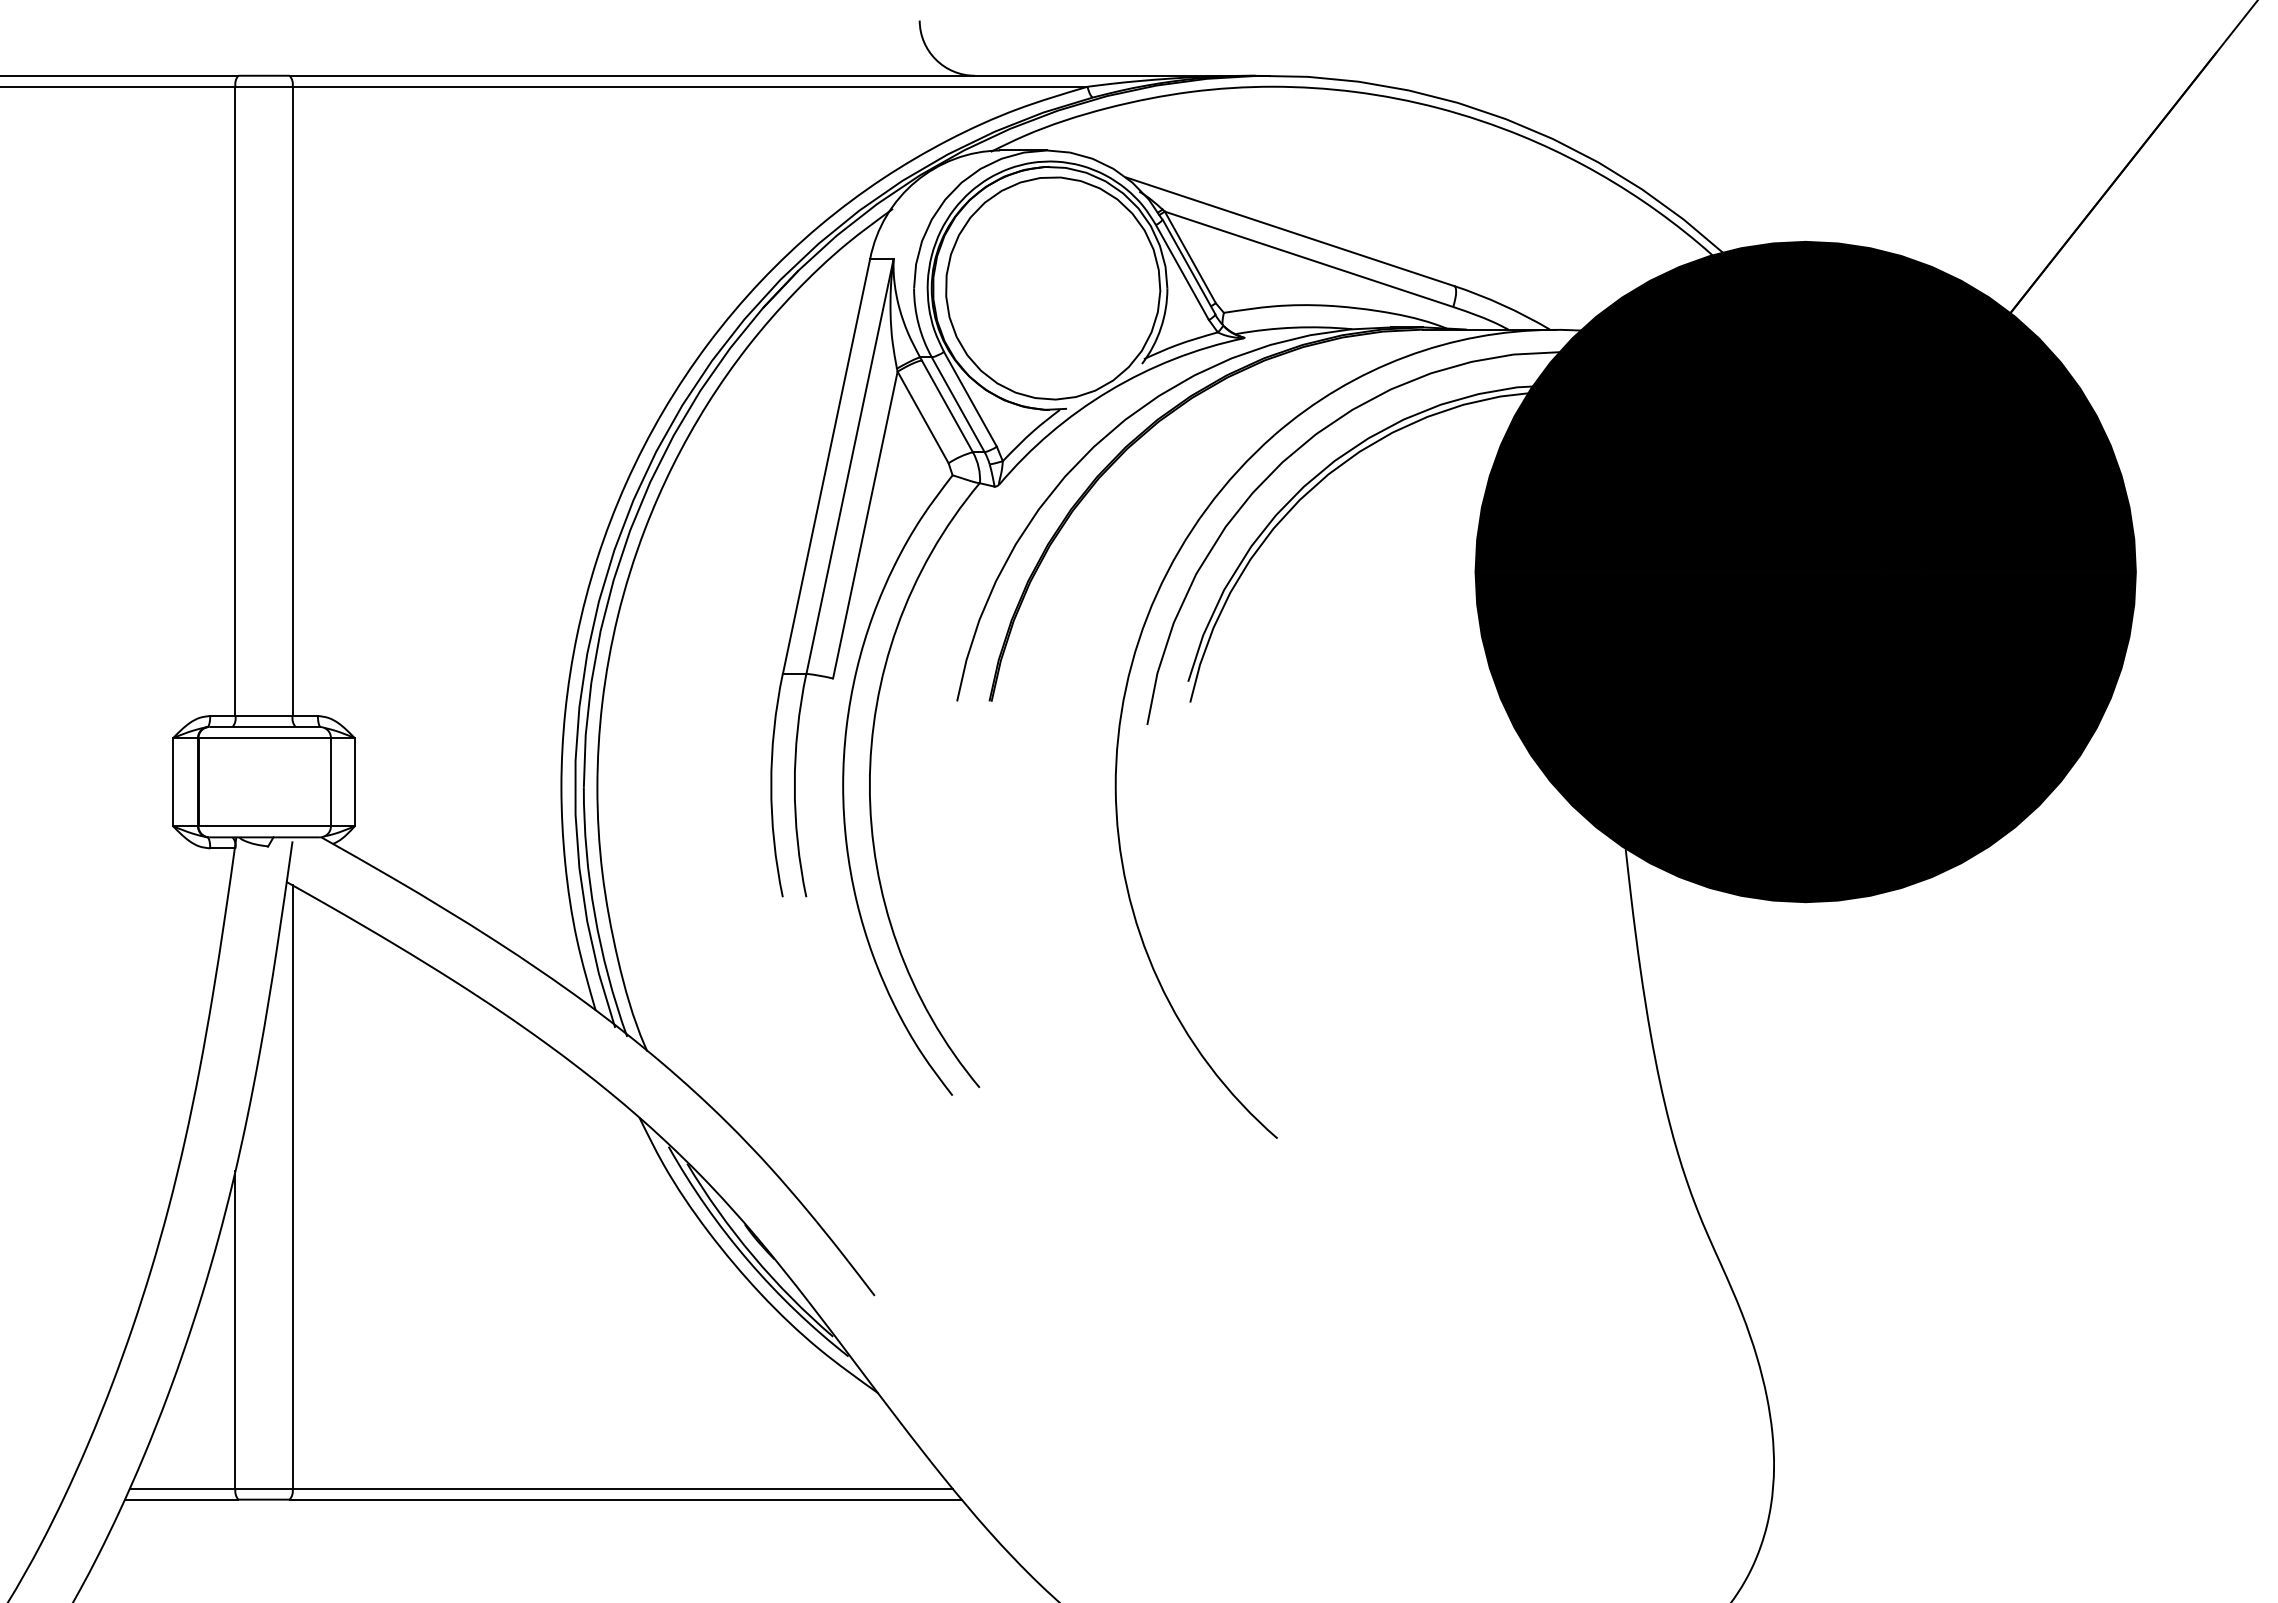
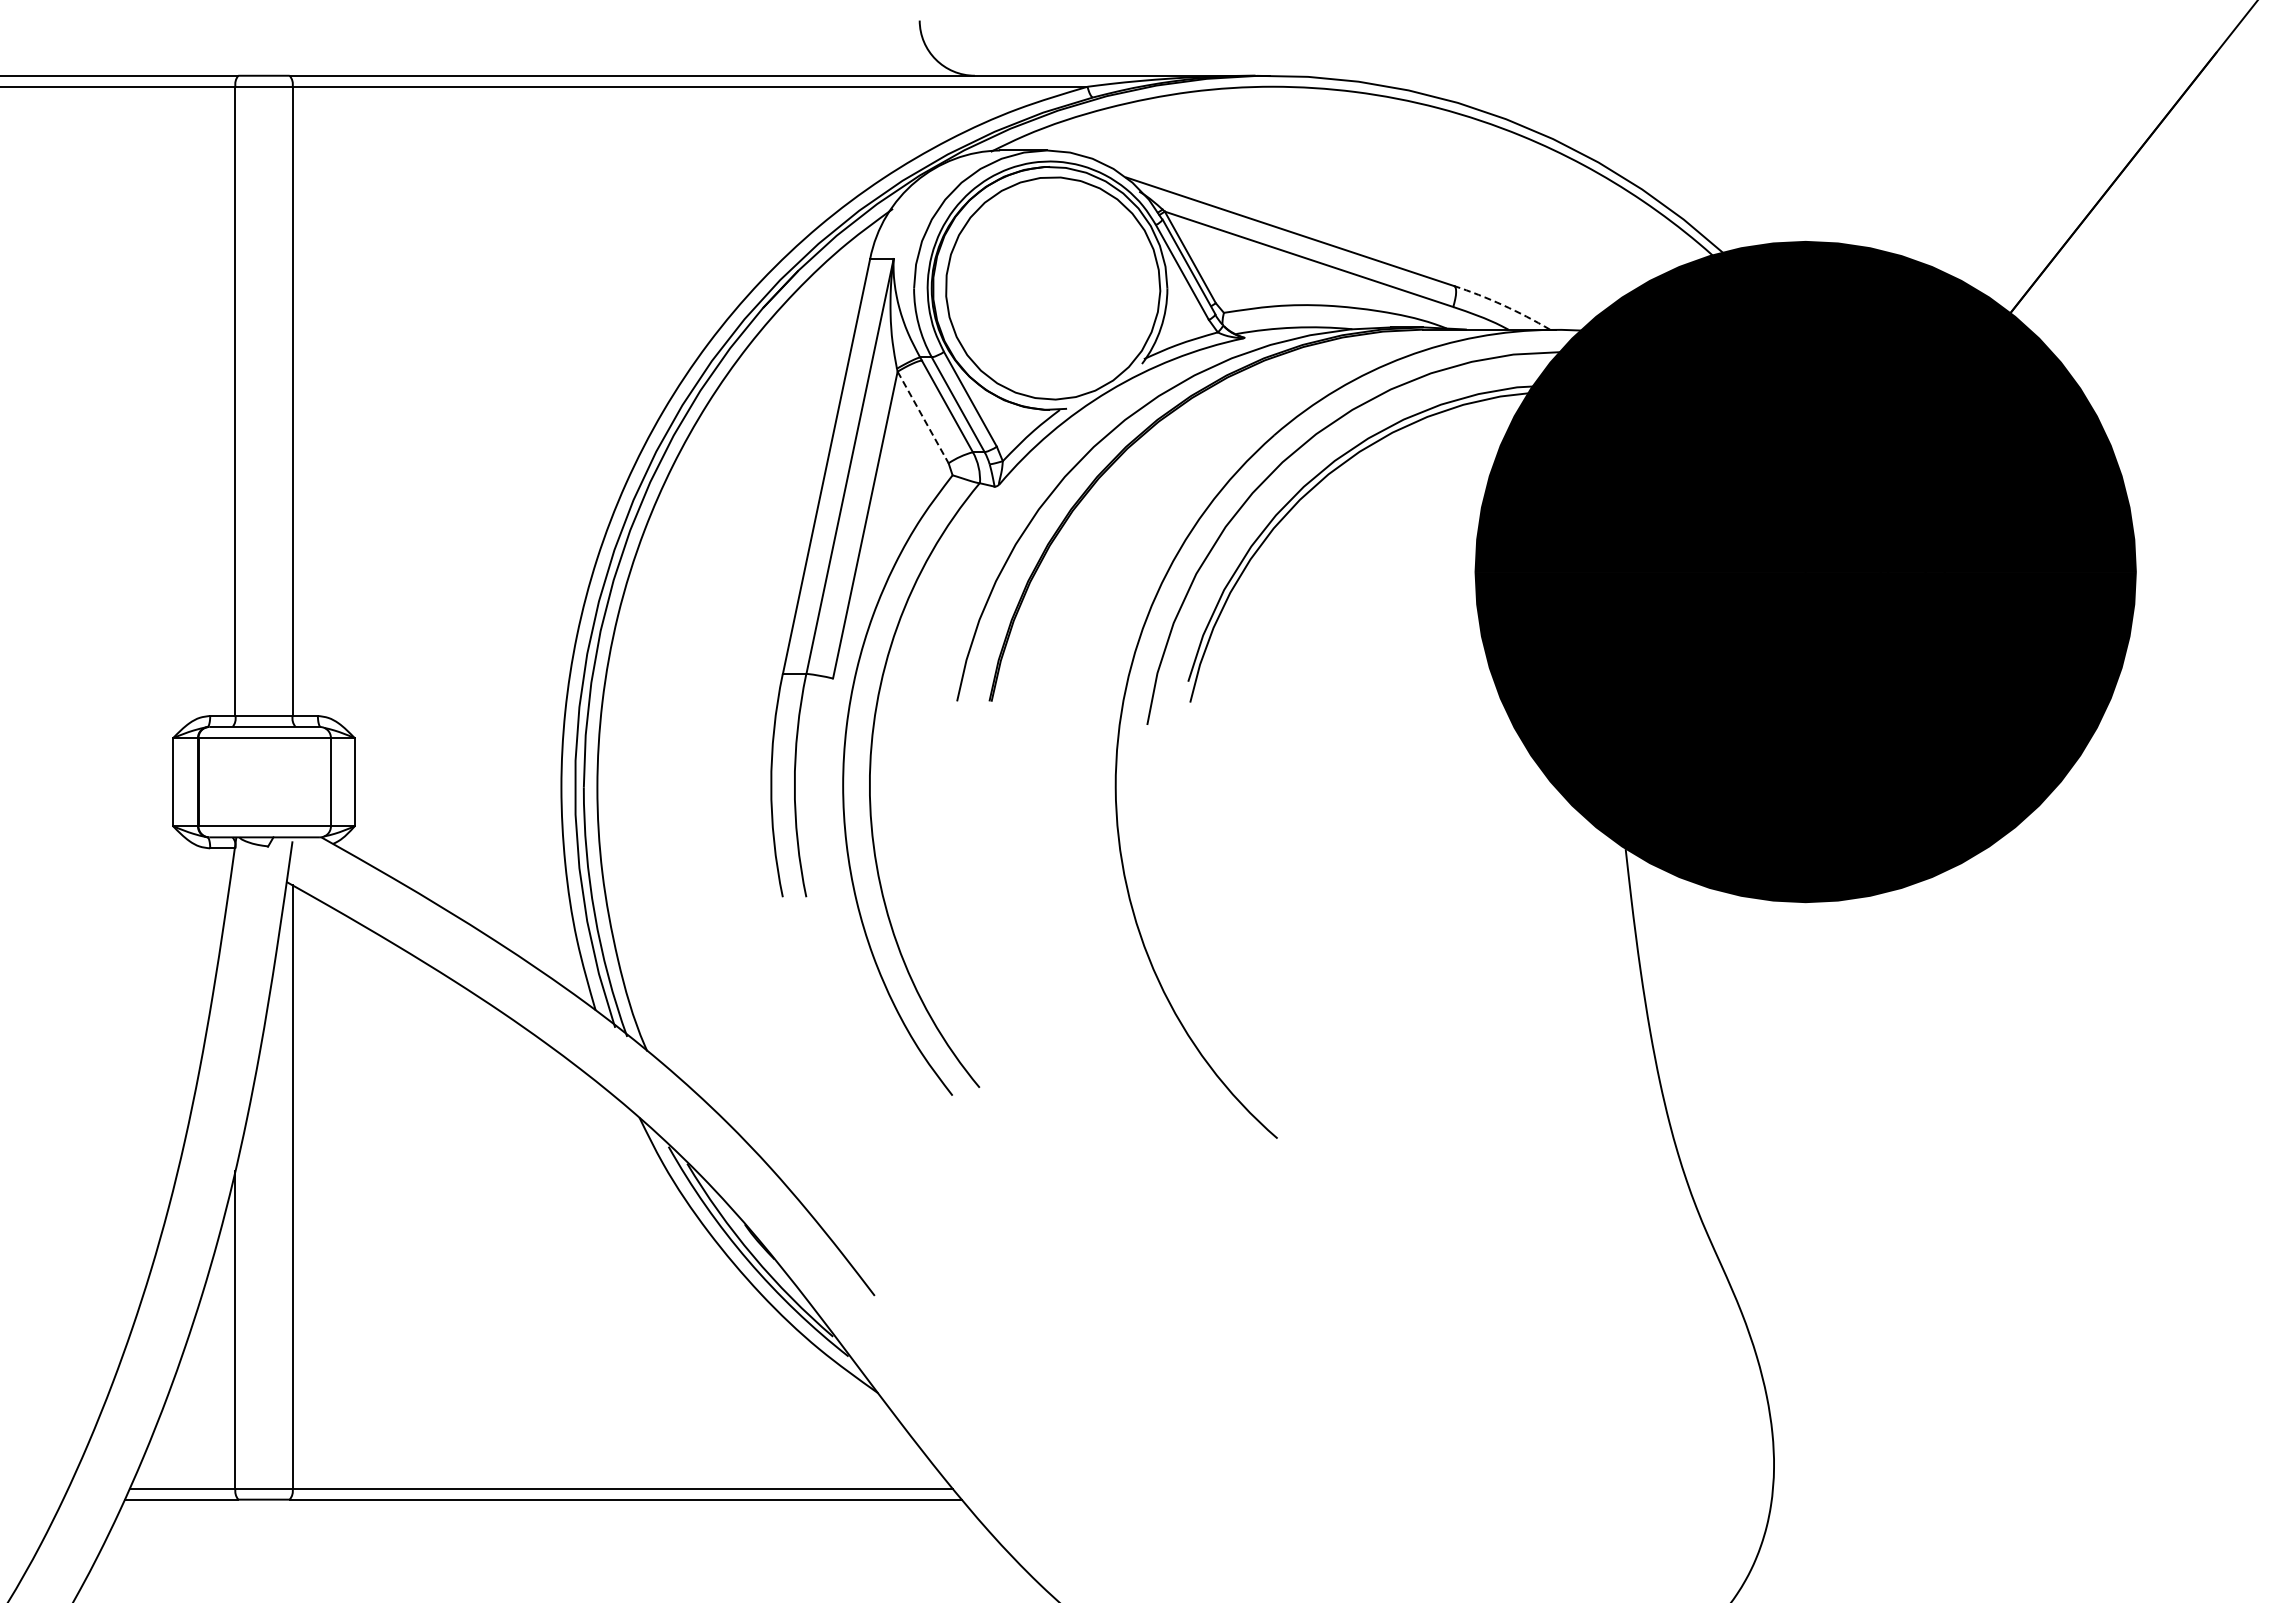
arc: solid -> dashed (1503, 305)
line: solid -> dashed (923, 417)
